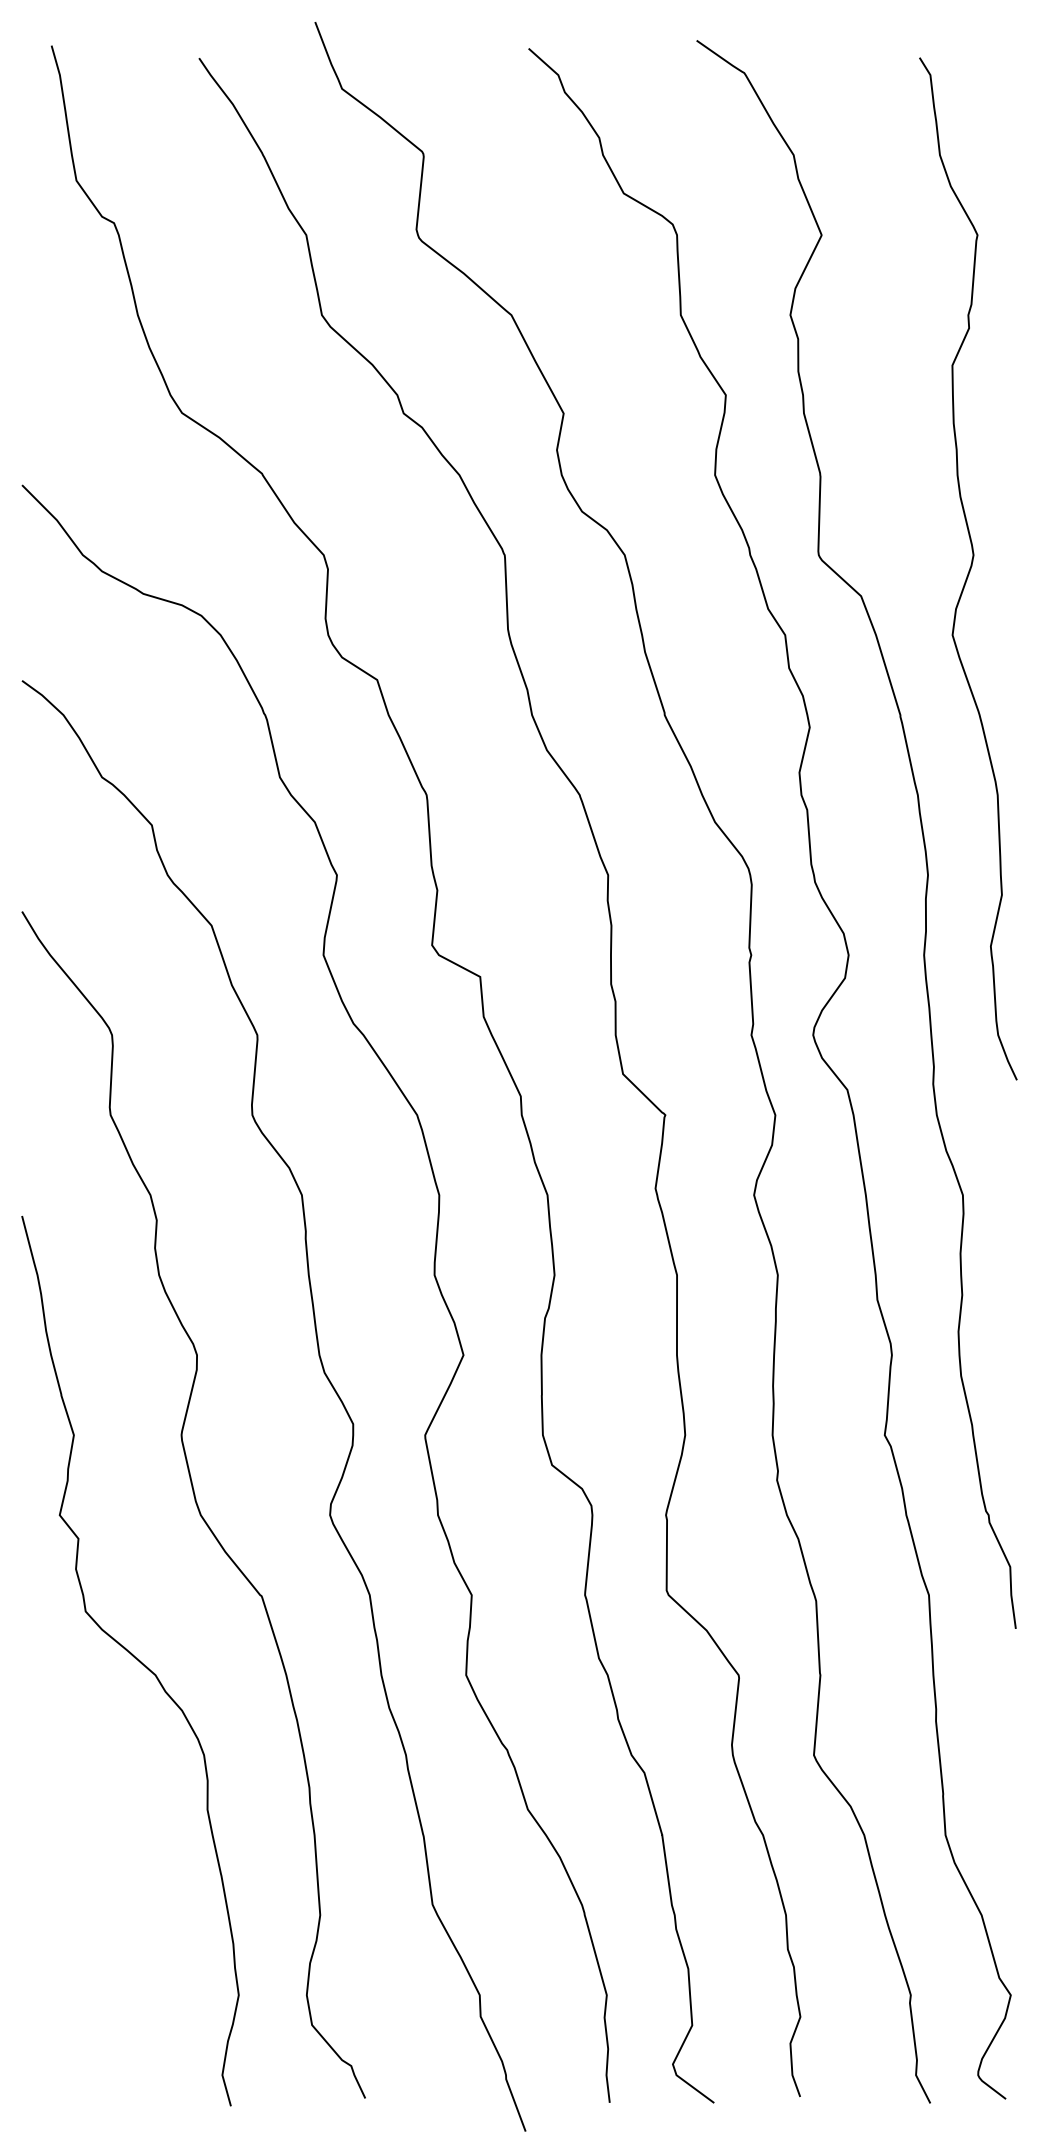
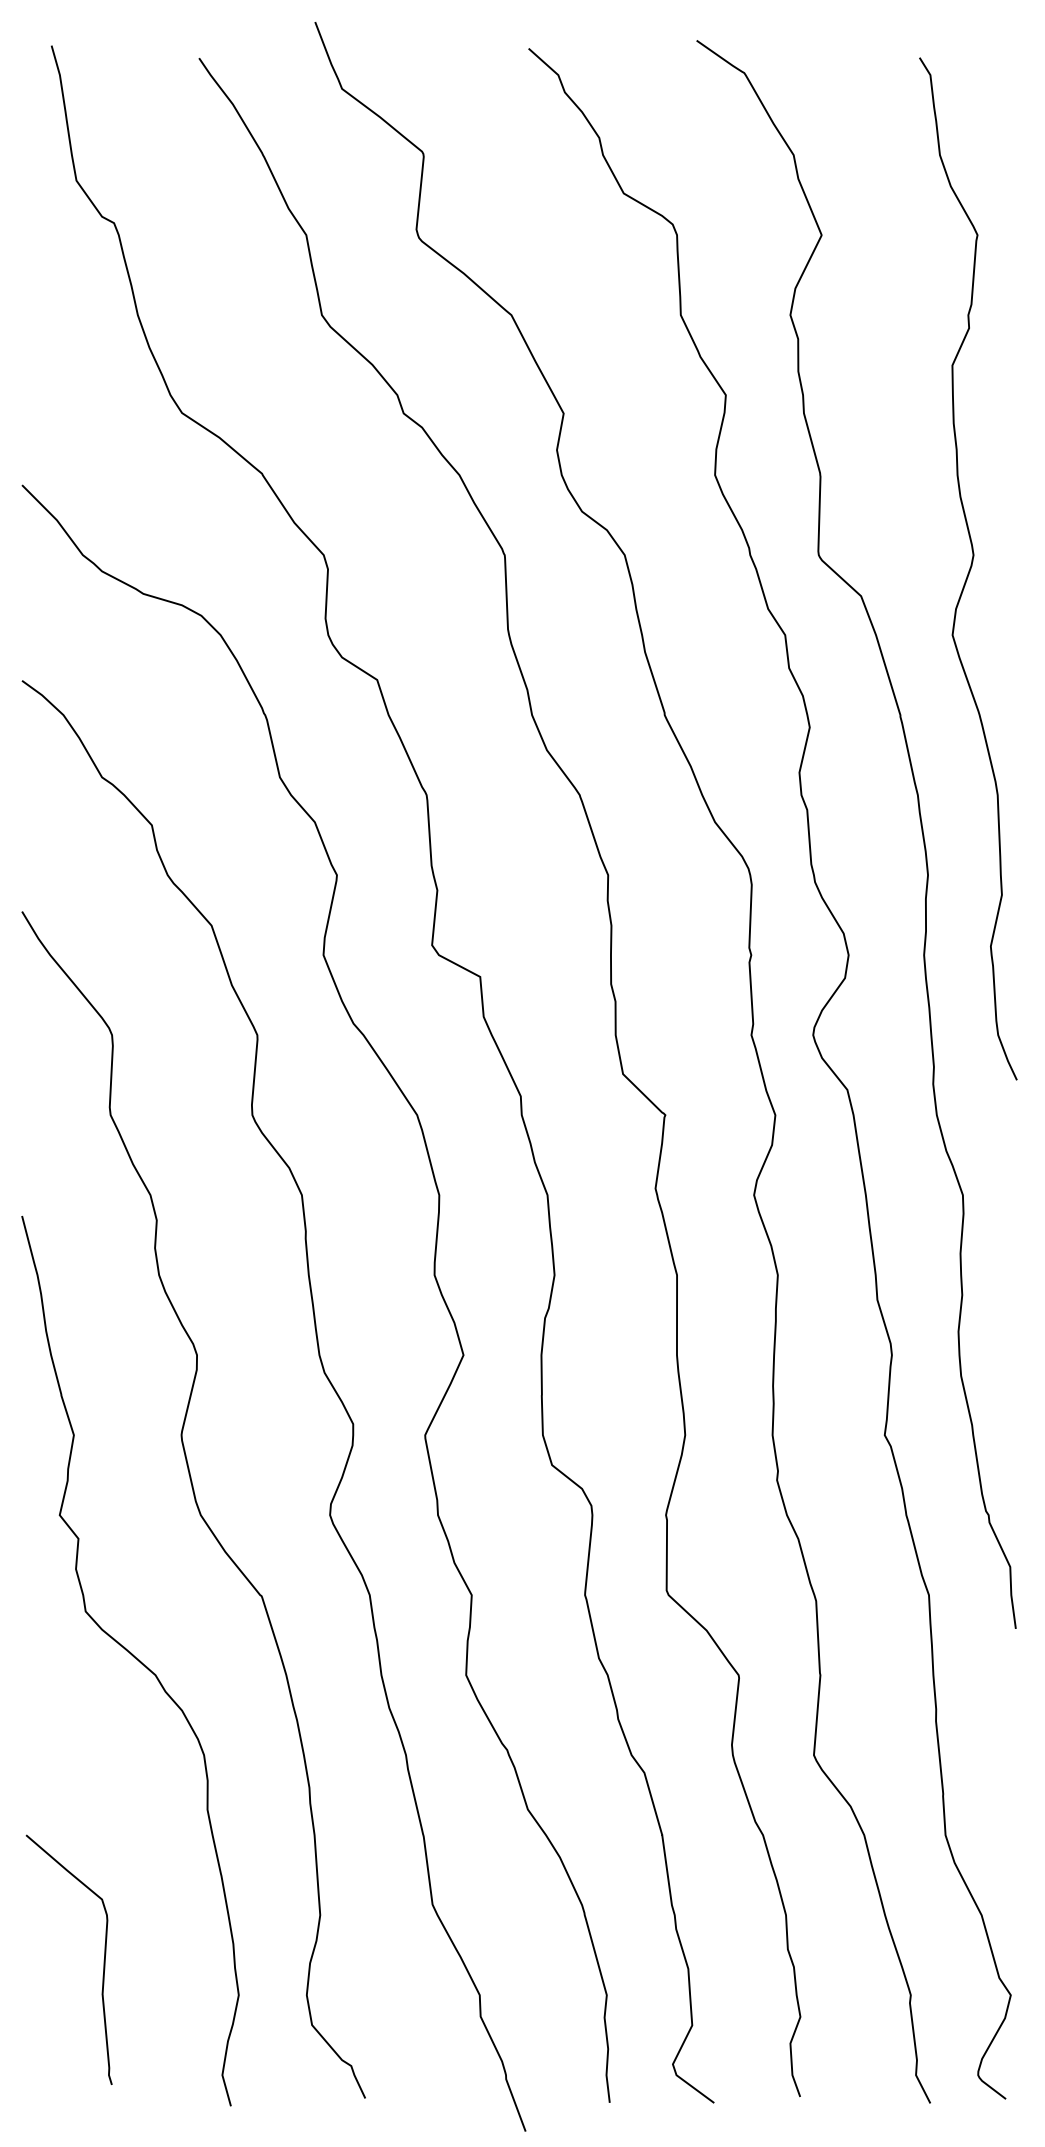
curve: none -> present (103, 1960)
